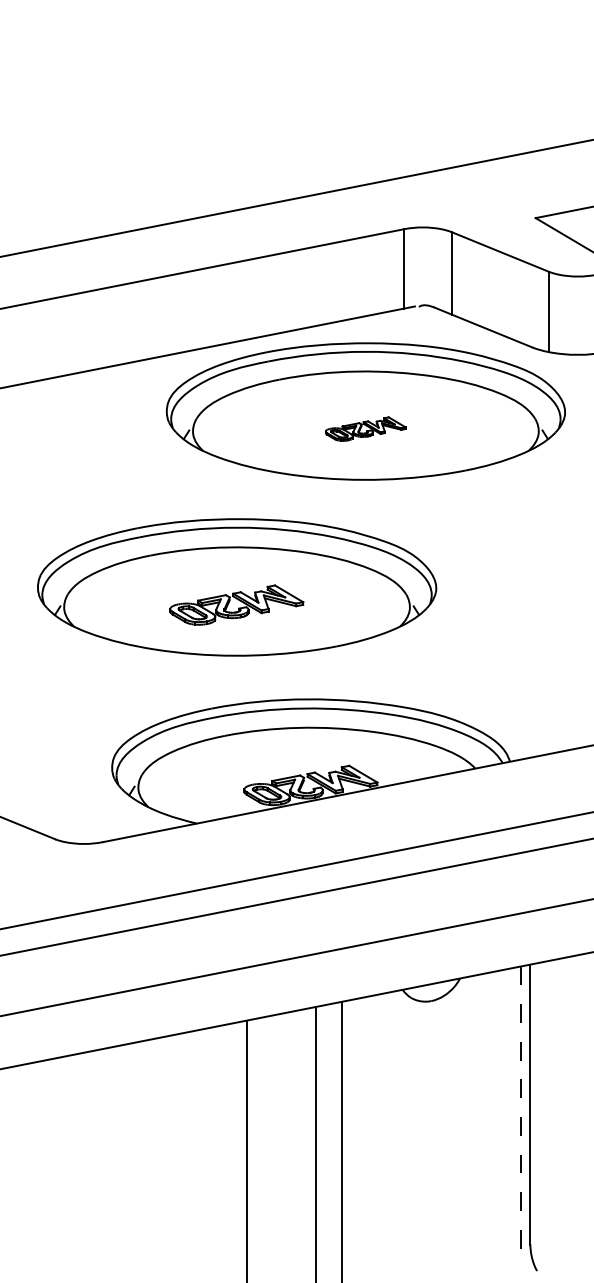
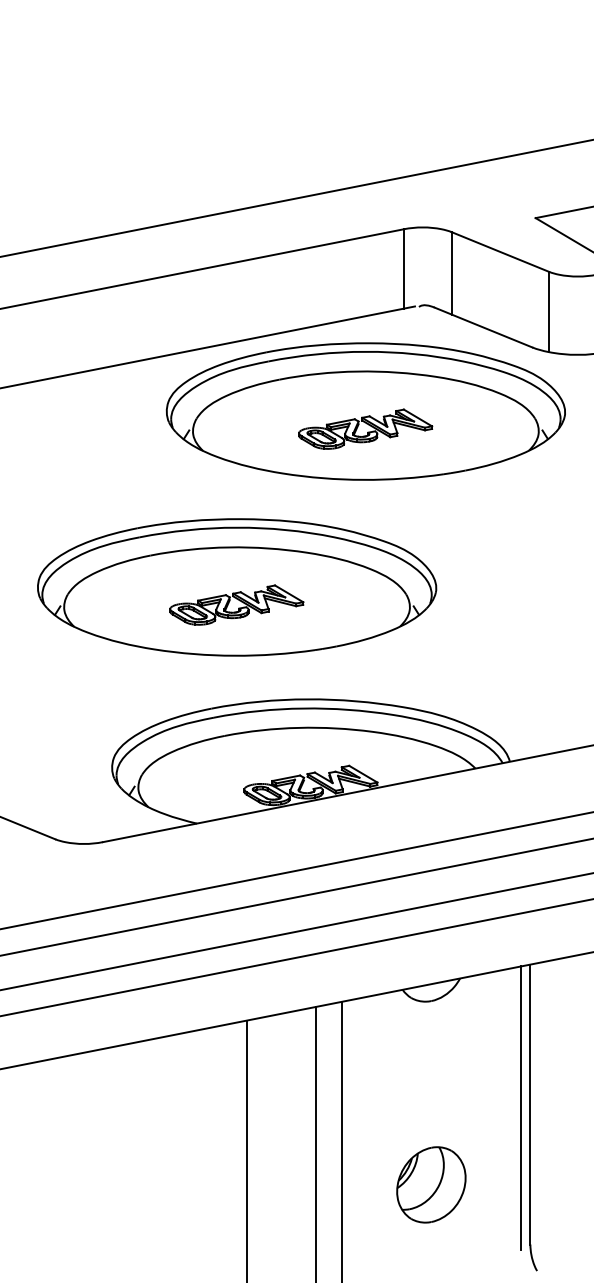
part size: 82x26 px -> 136x42 px (365, 428)
line: none -> present (296, 931)
line: dashed -> solid (521, 1108)
part: none -> present (431, 1184)
